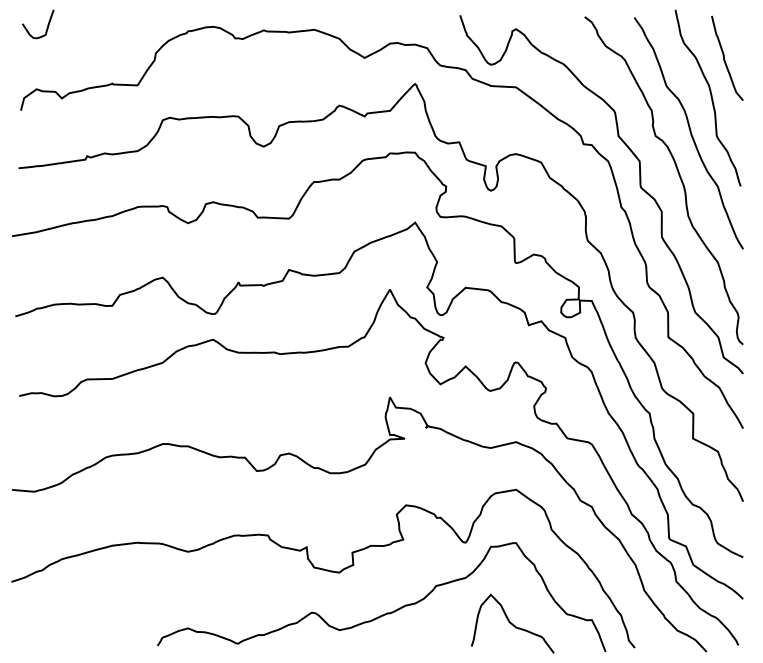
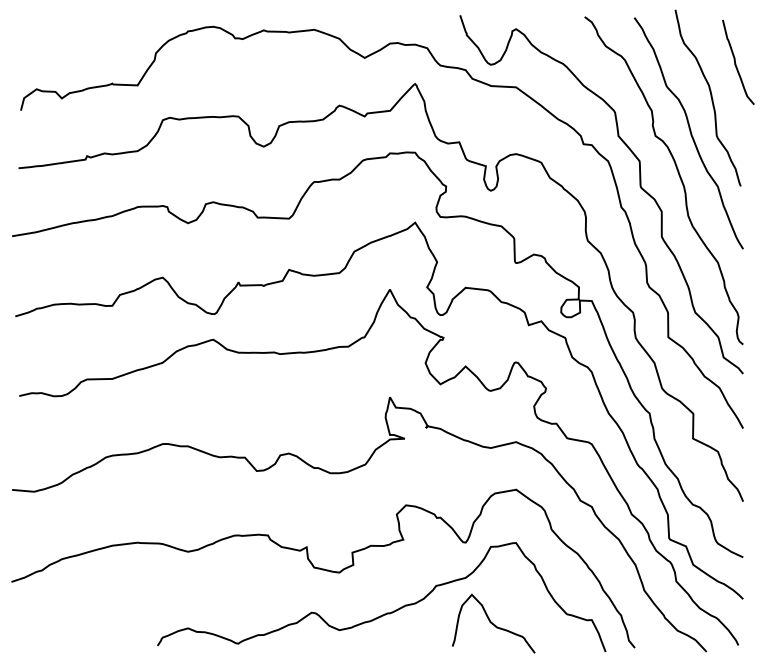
curve: present -> none (46, 27)
curve position: (725, 59) -> (736, 63) (736, 63)
curve position: (512, 623) -> (493, 623) (493, 623)
